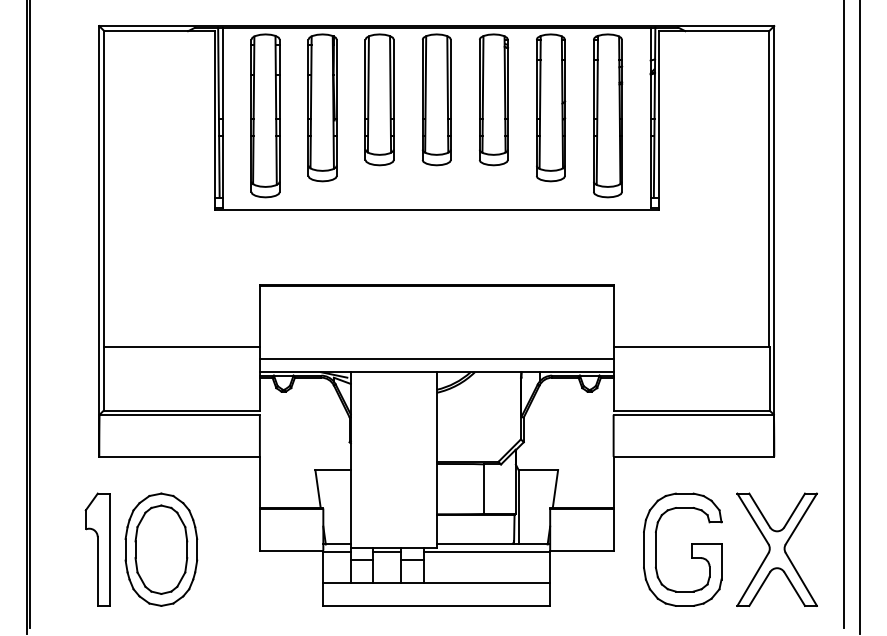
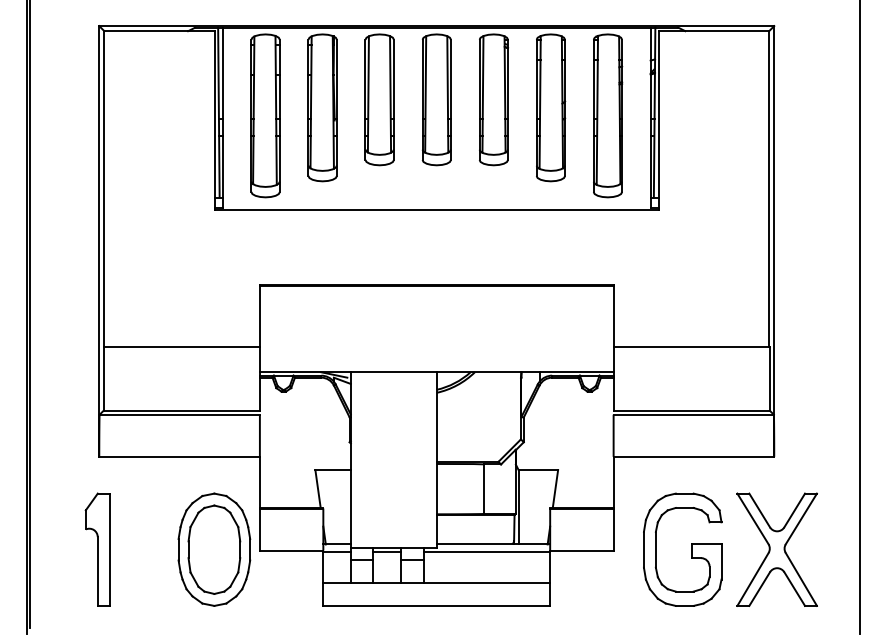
line: present -> none (843, 315)
line: present -> none (436, 358)
part position: (161, 549) -> (214, 549) (214, 549)
